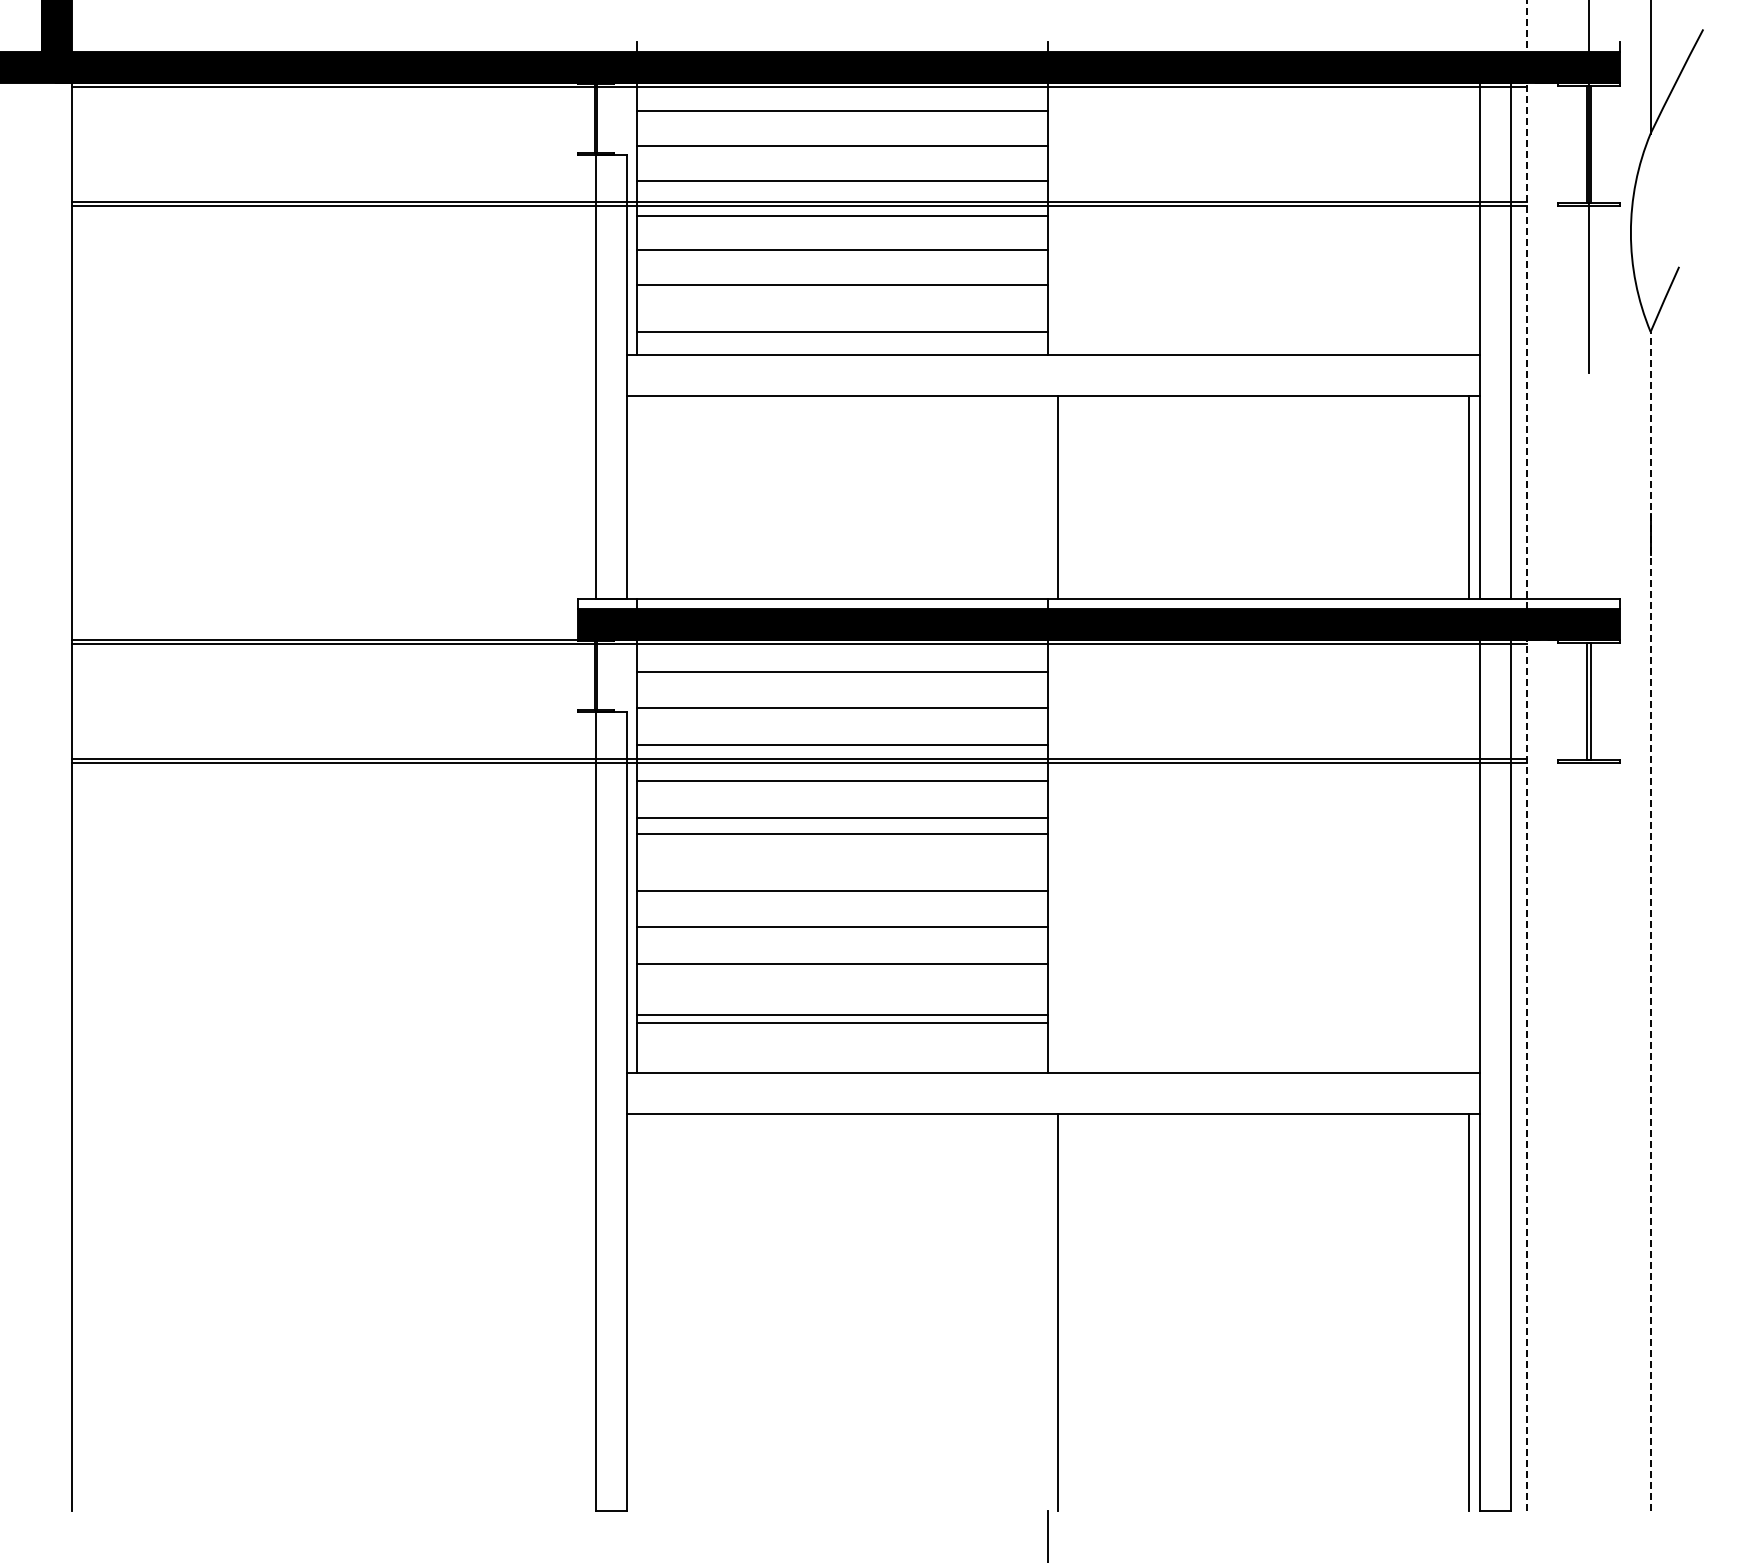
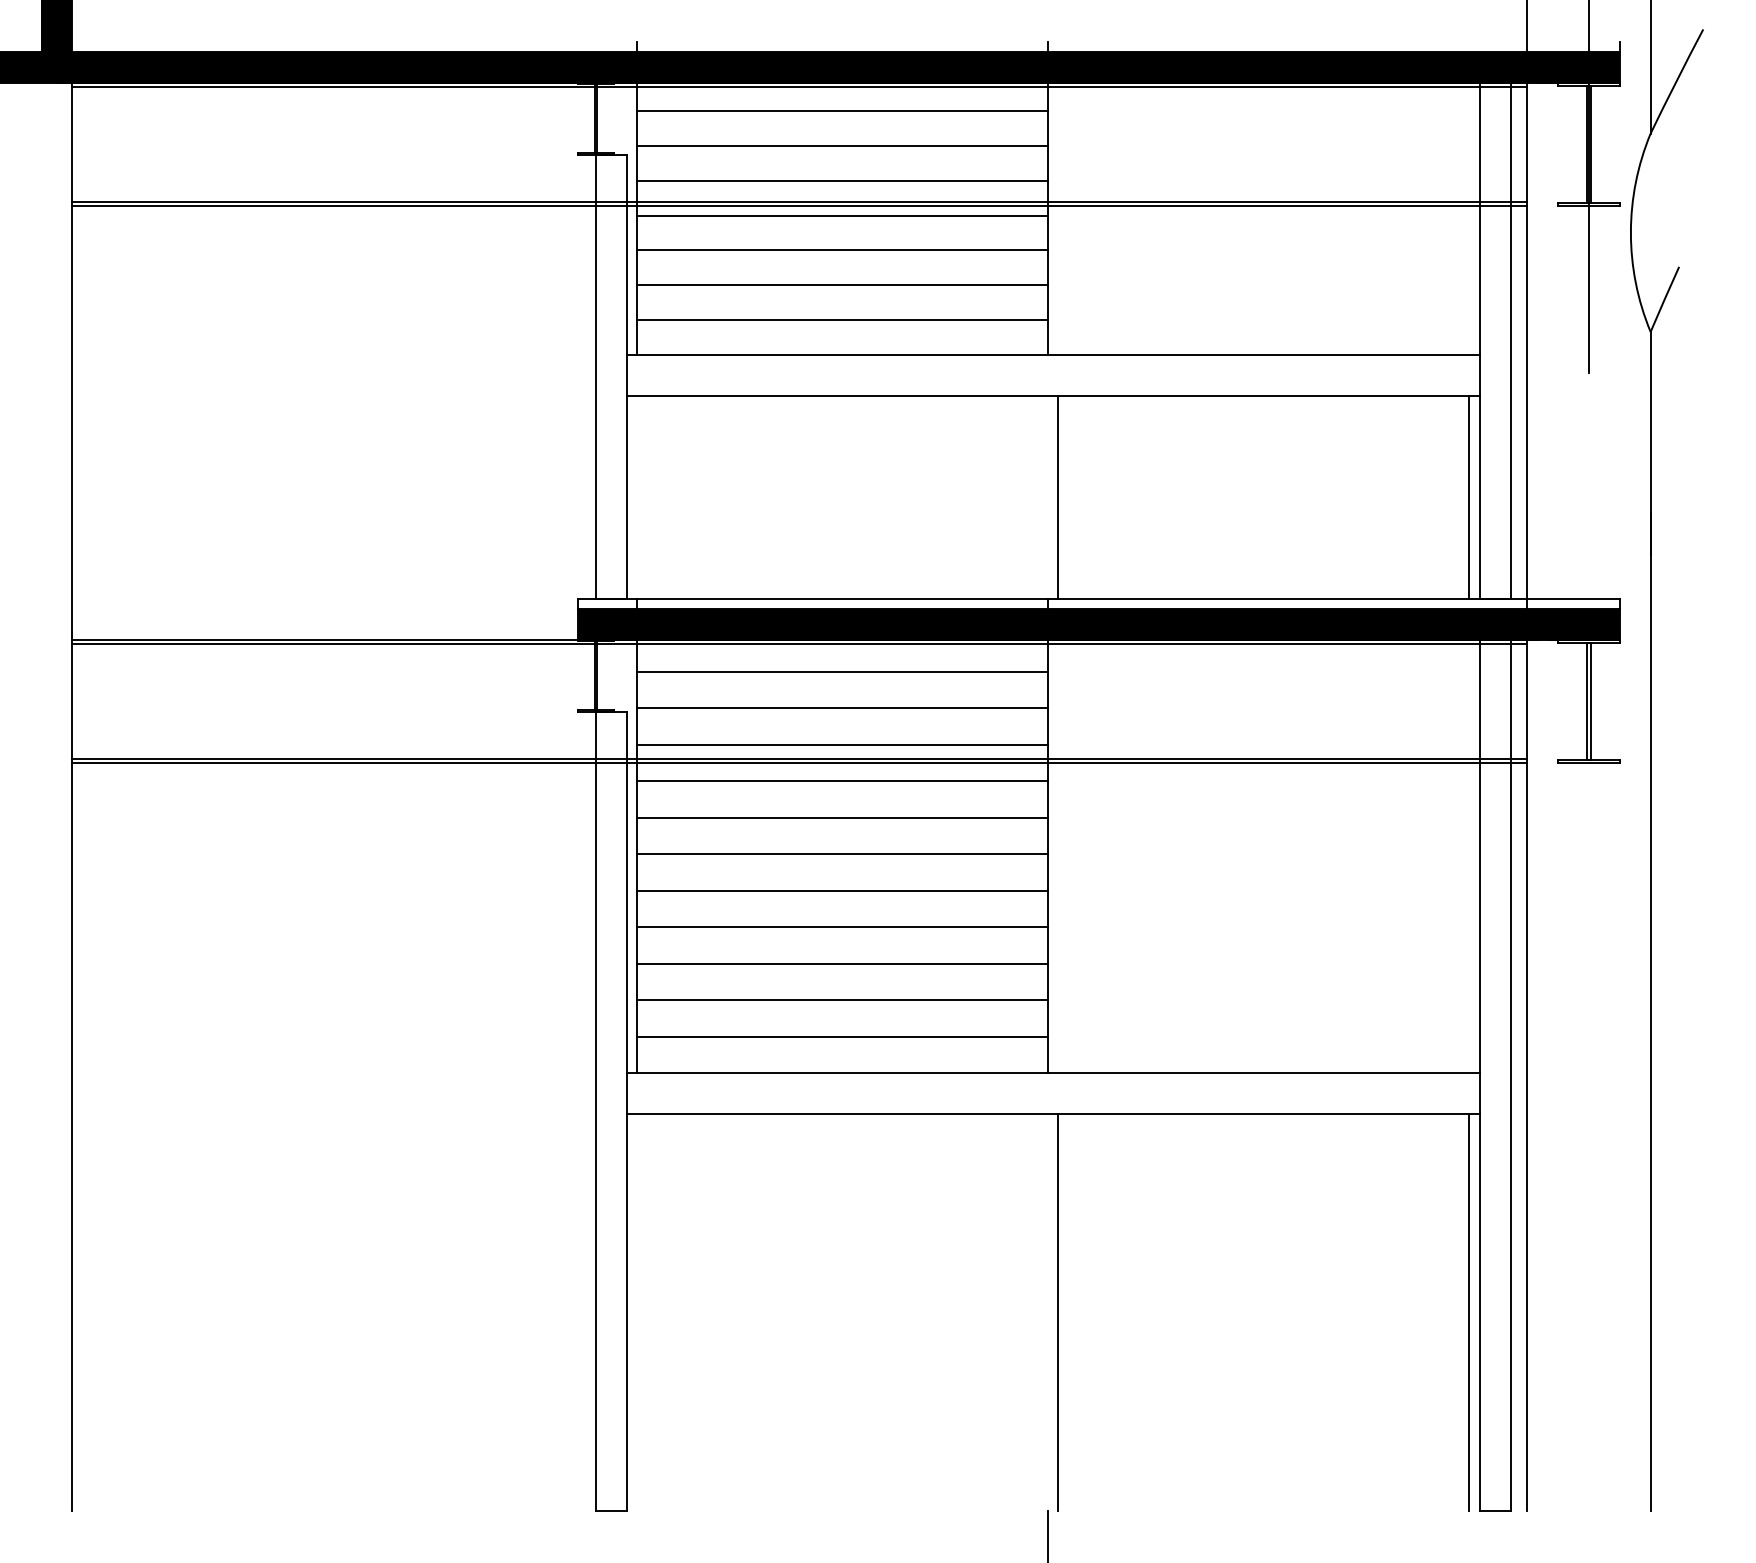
line position: (842, 332) -> (842, 320) (842, 320)
line: dashed -> solid (1527, 755)
line position: (842, 834) -> (842, 854) (842, 854)
line: dashed -> solid (1650, 921)
line position: (842, 1015) -> (842, 1000) (842, 1000)
line position: (842, 1022) -> (842, 1036) (842, 1036)
